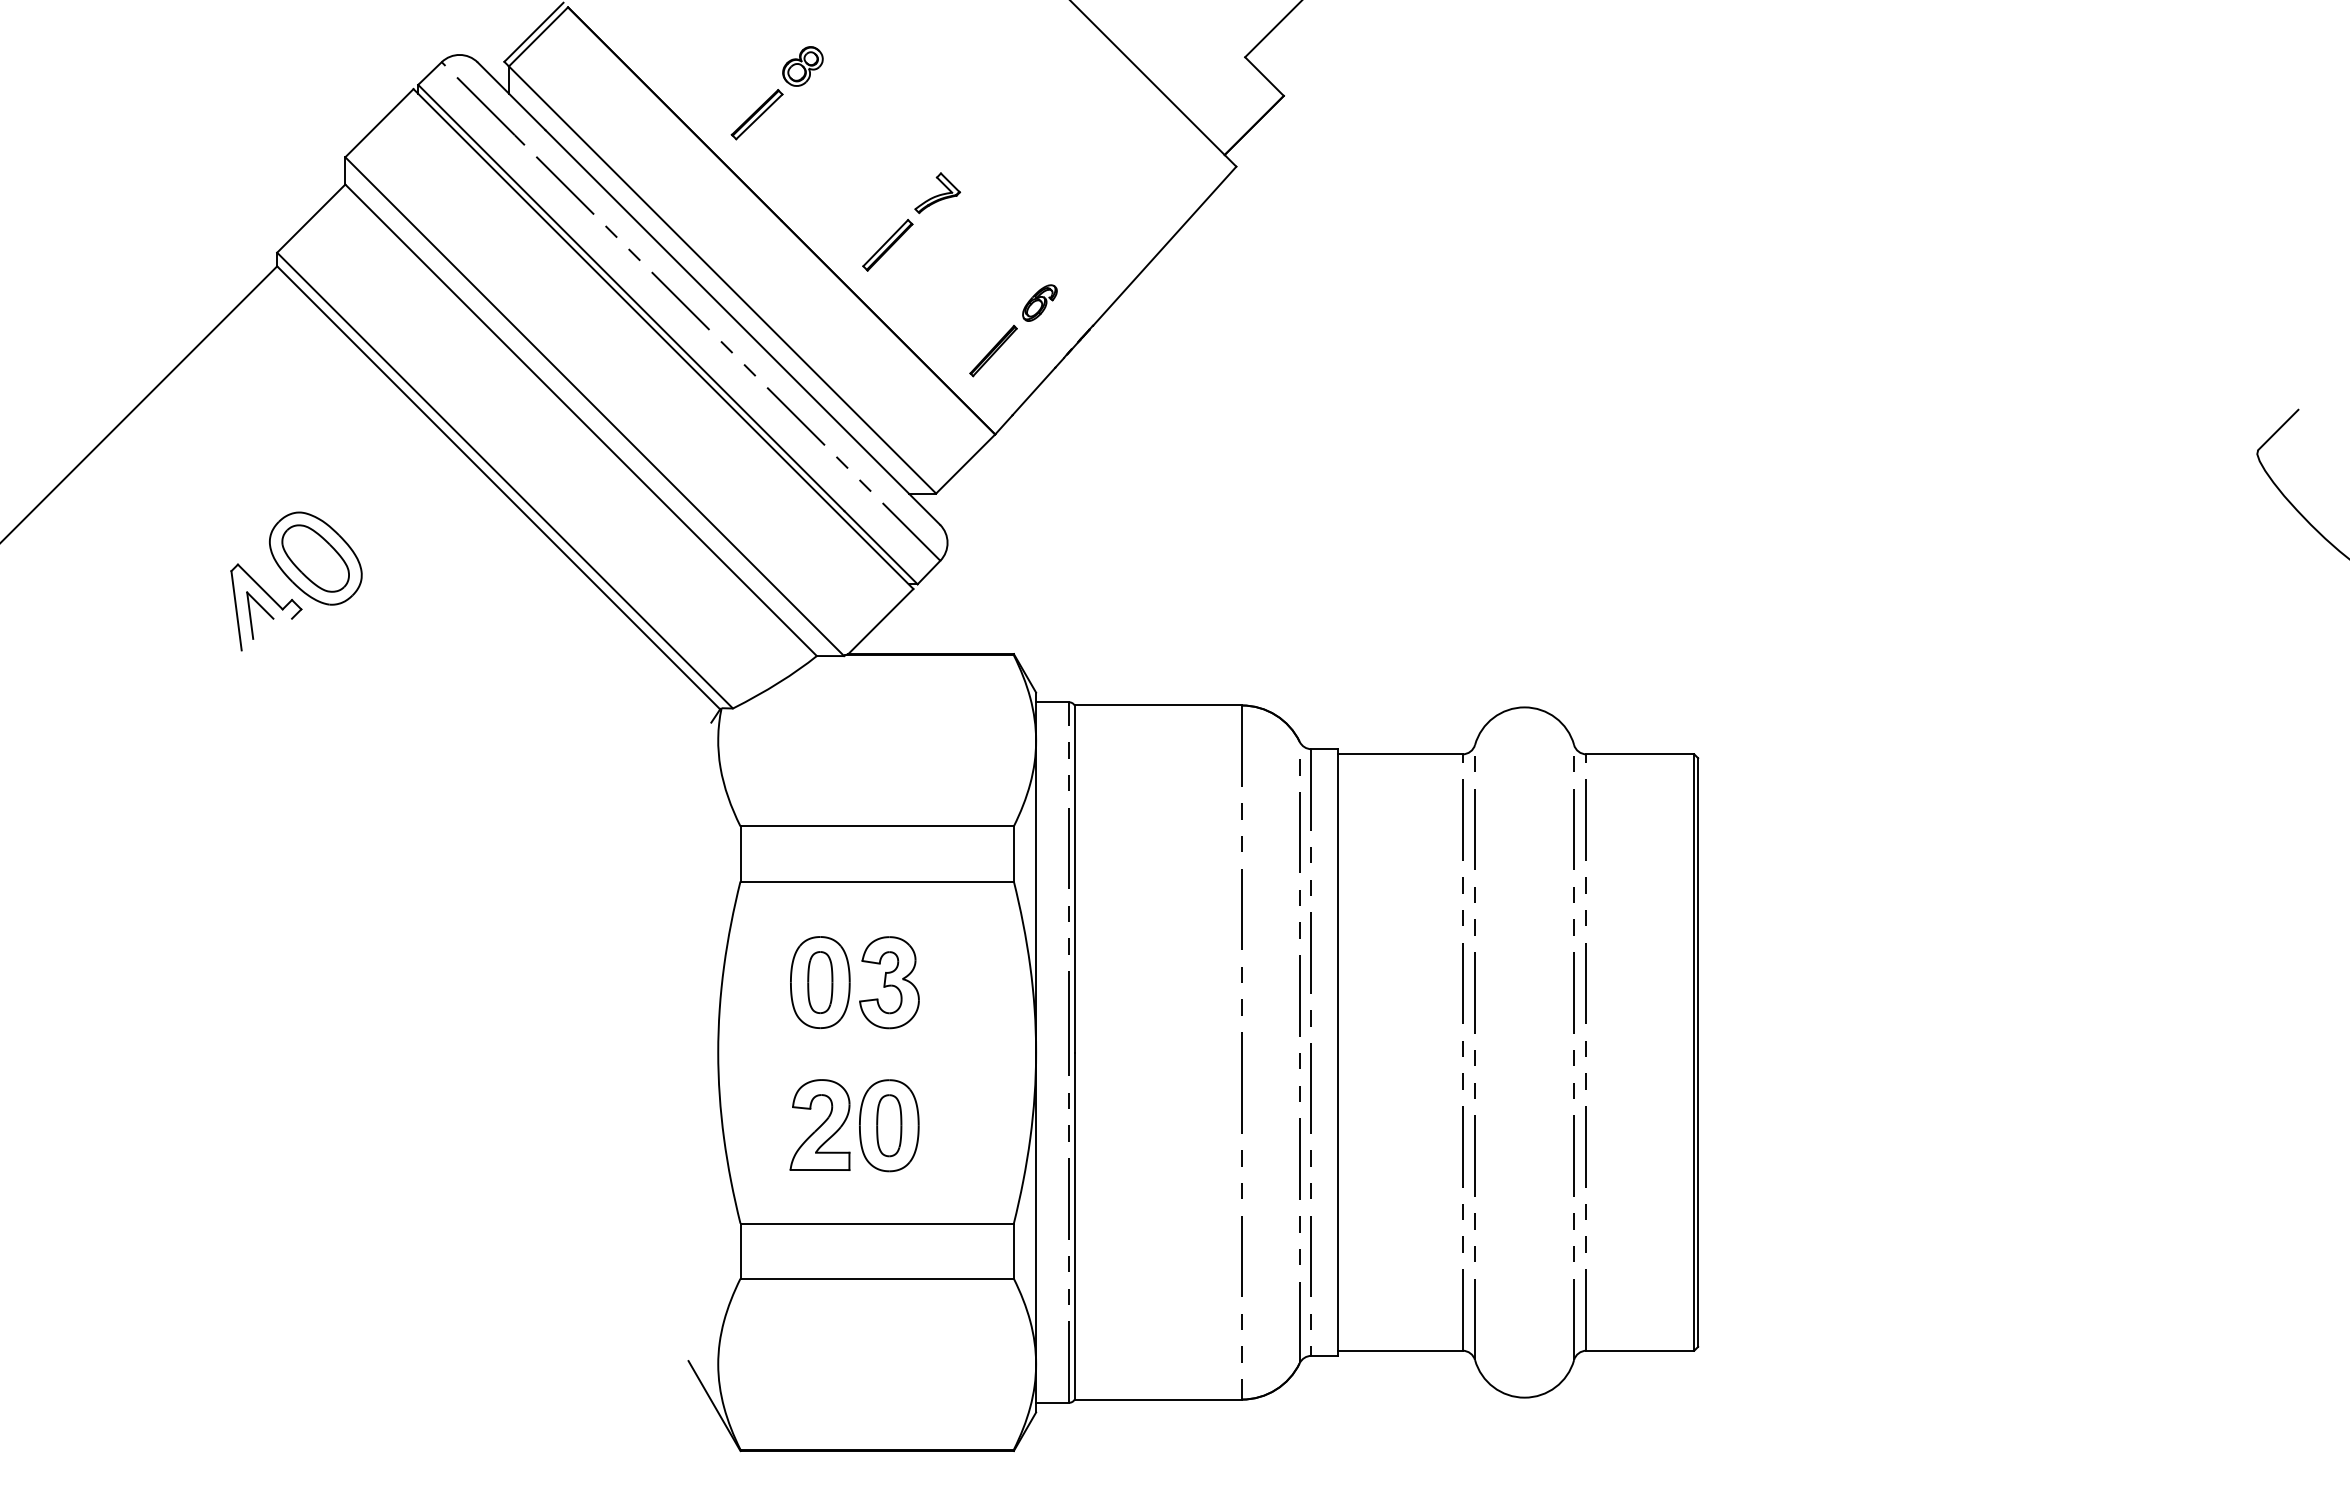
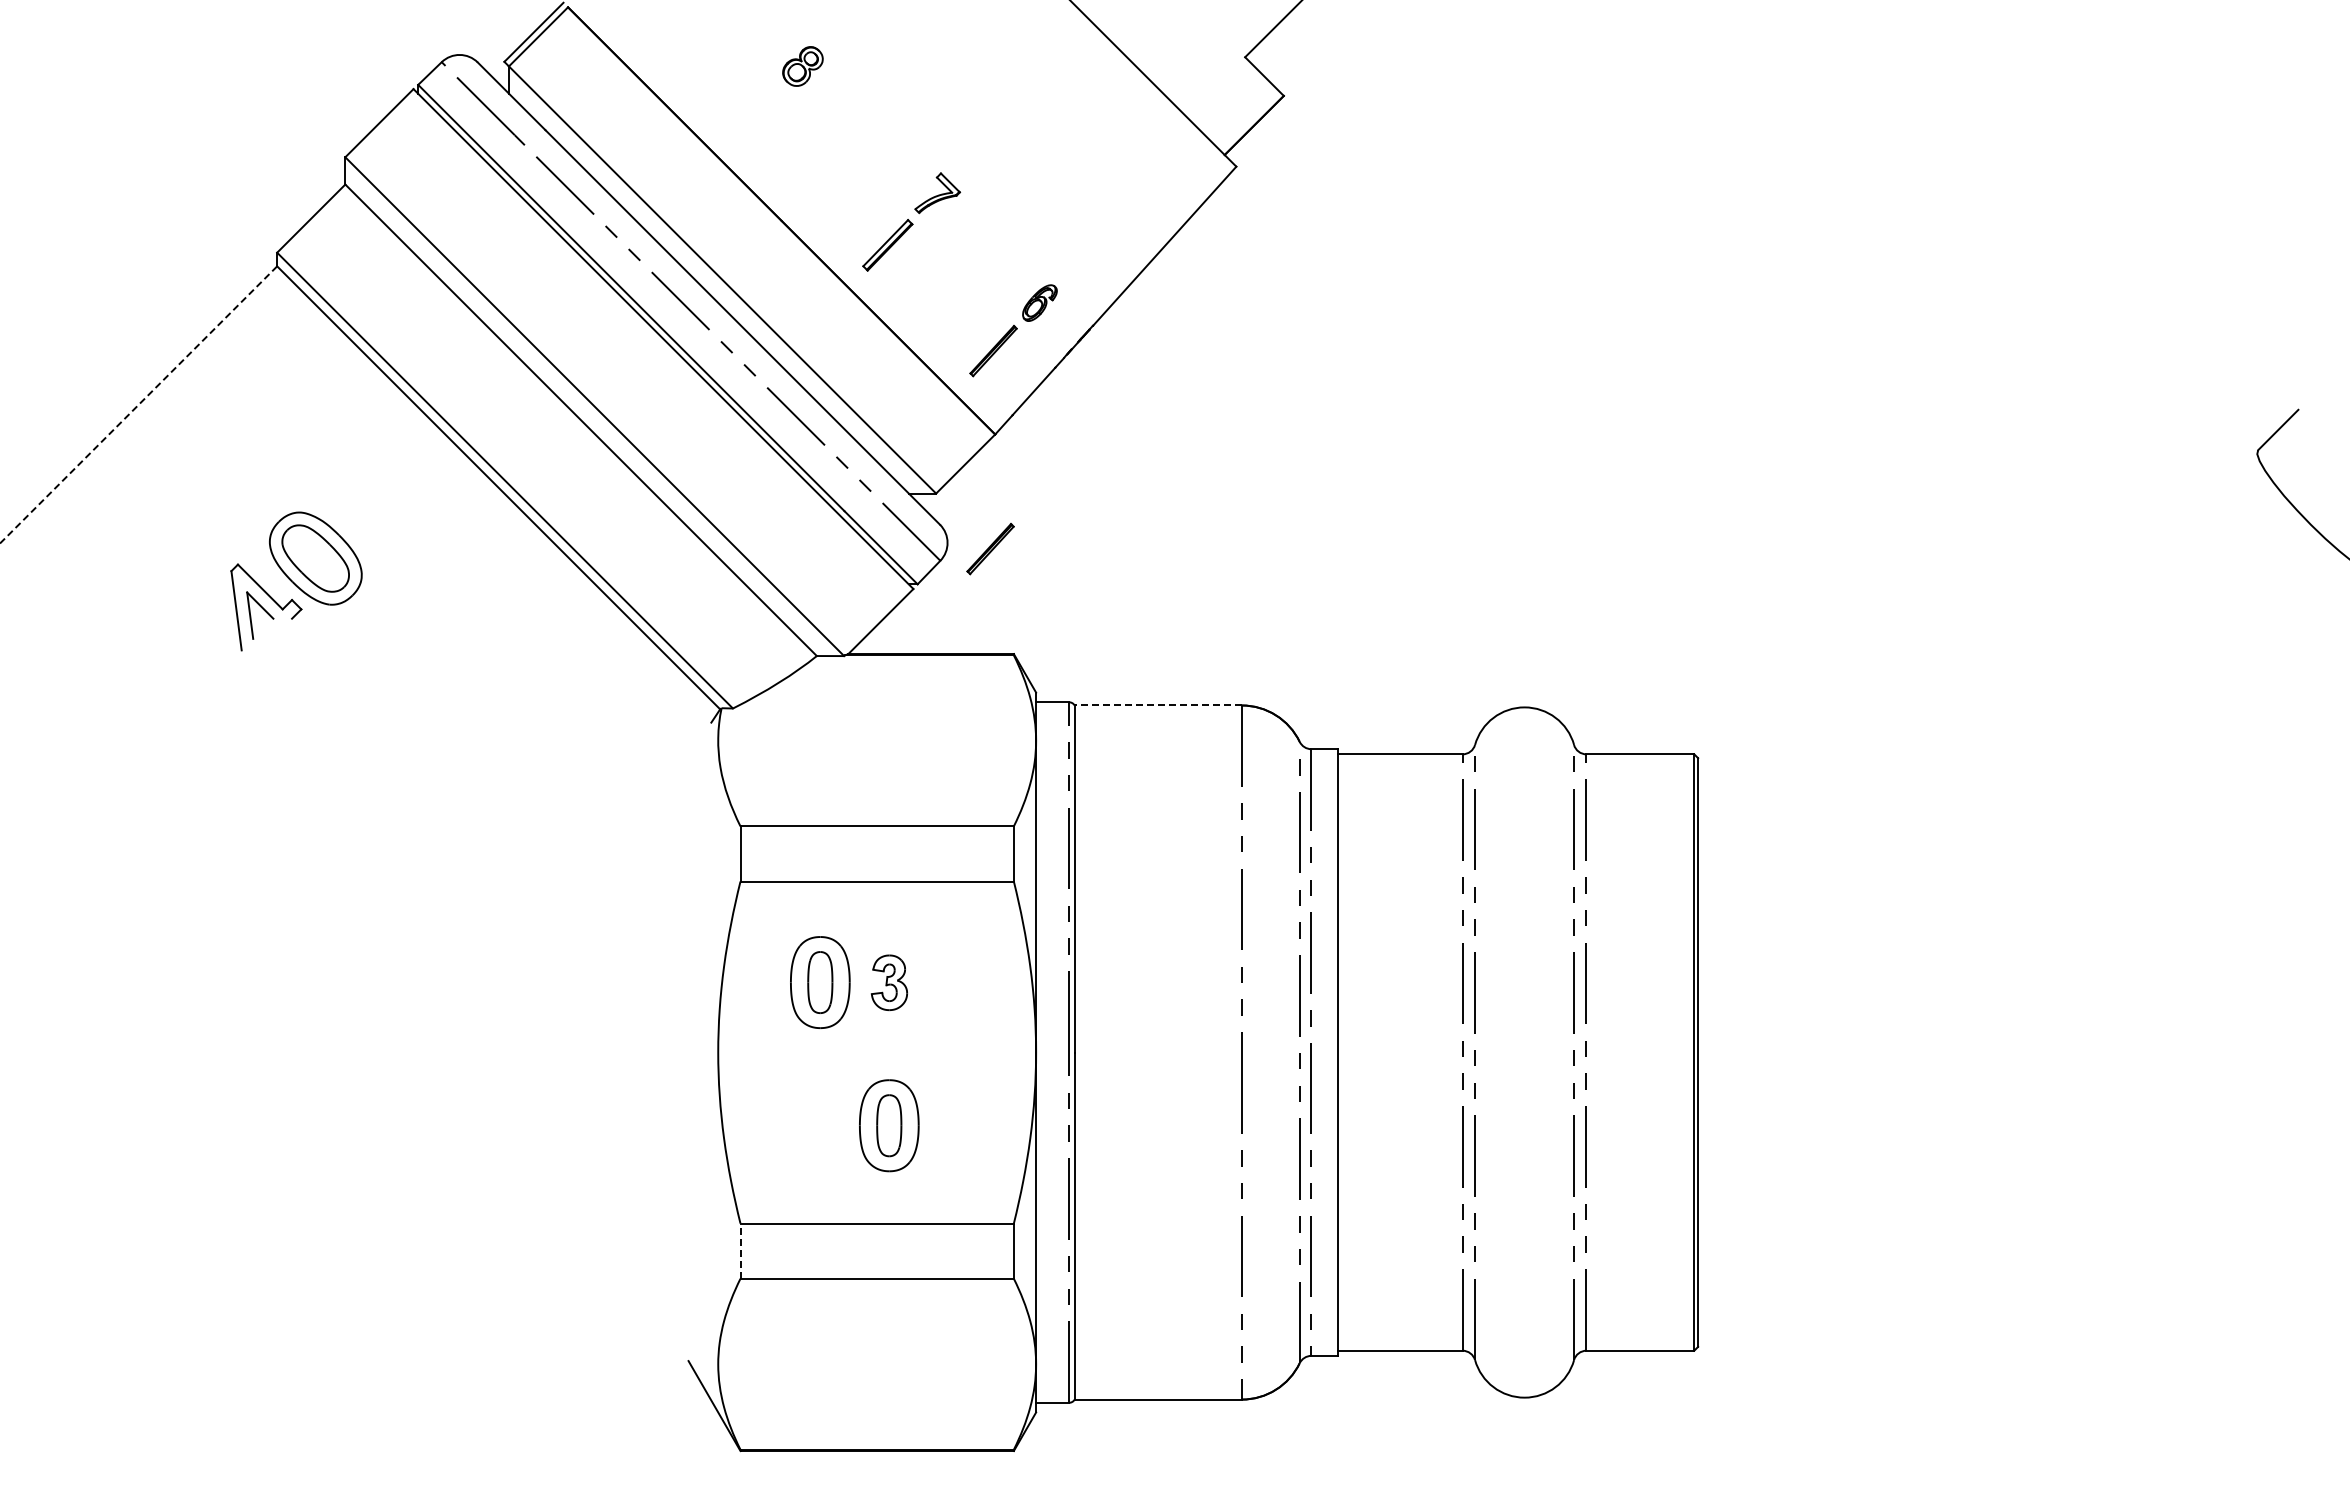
part: present -> none (756, 114)
line: solid -> dashed (138, 404)
part: none -> present (990, 549)
line: solid -> dashed (1158, 705)
part size: 61x94 px -> 38x57 px (888, 982)
part: present -> none (819, 1124)
line: solid -> dashed (740, 1251)
